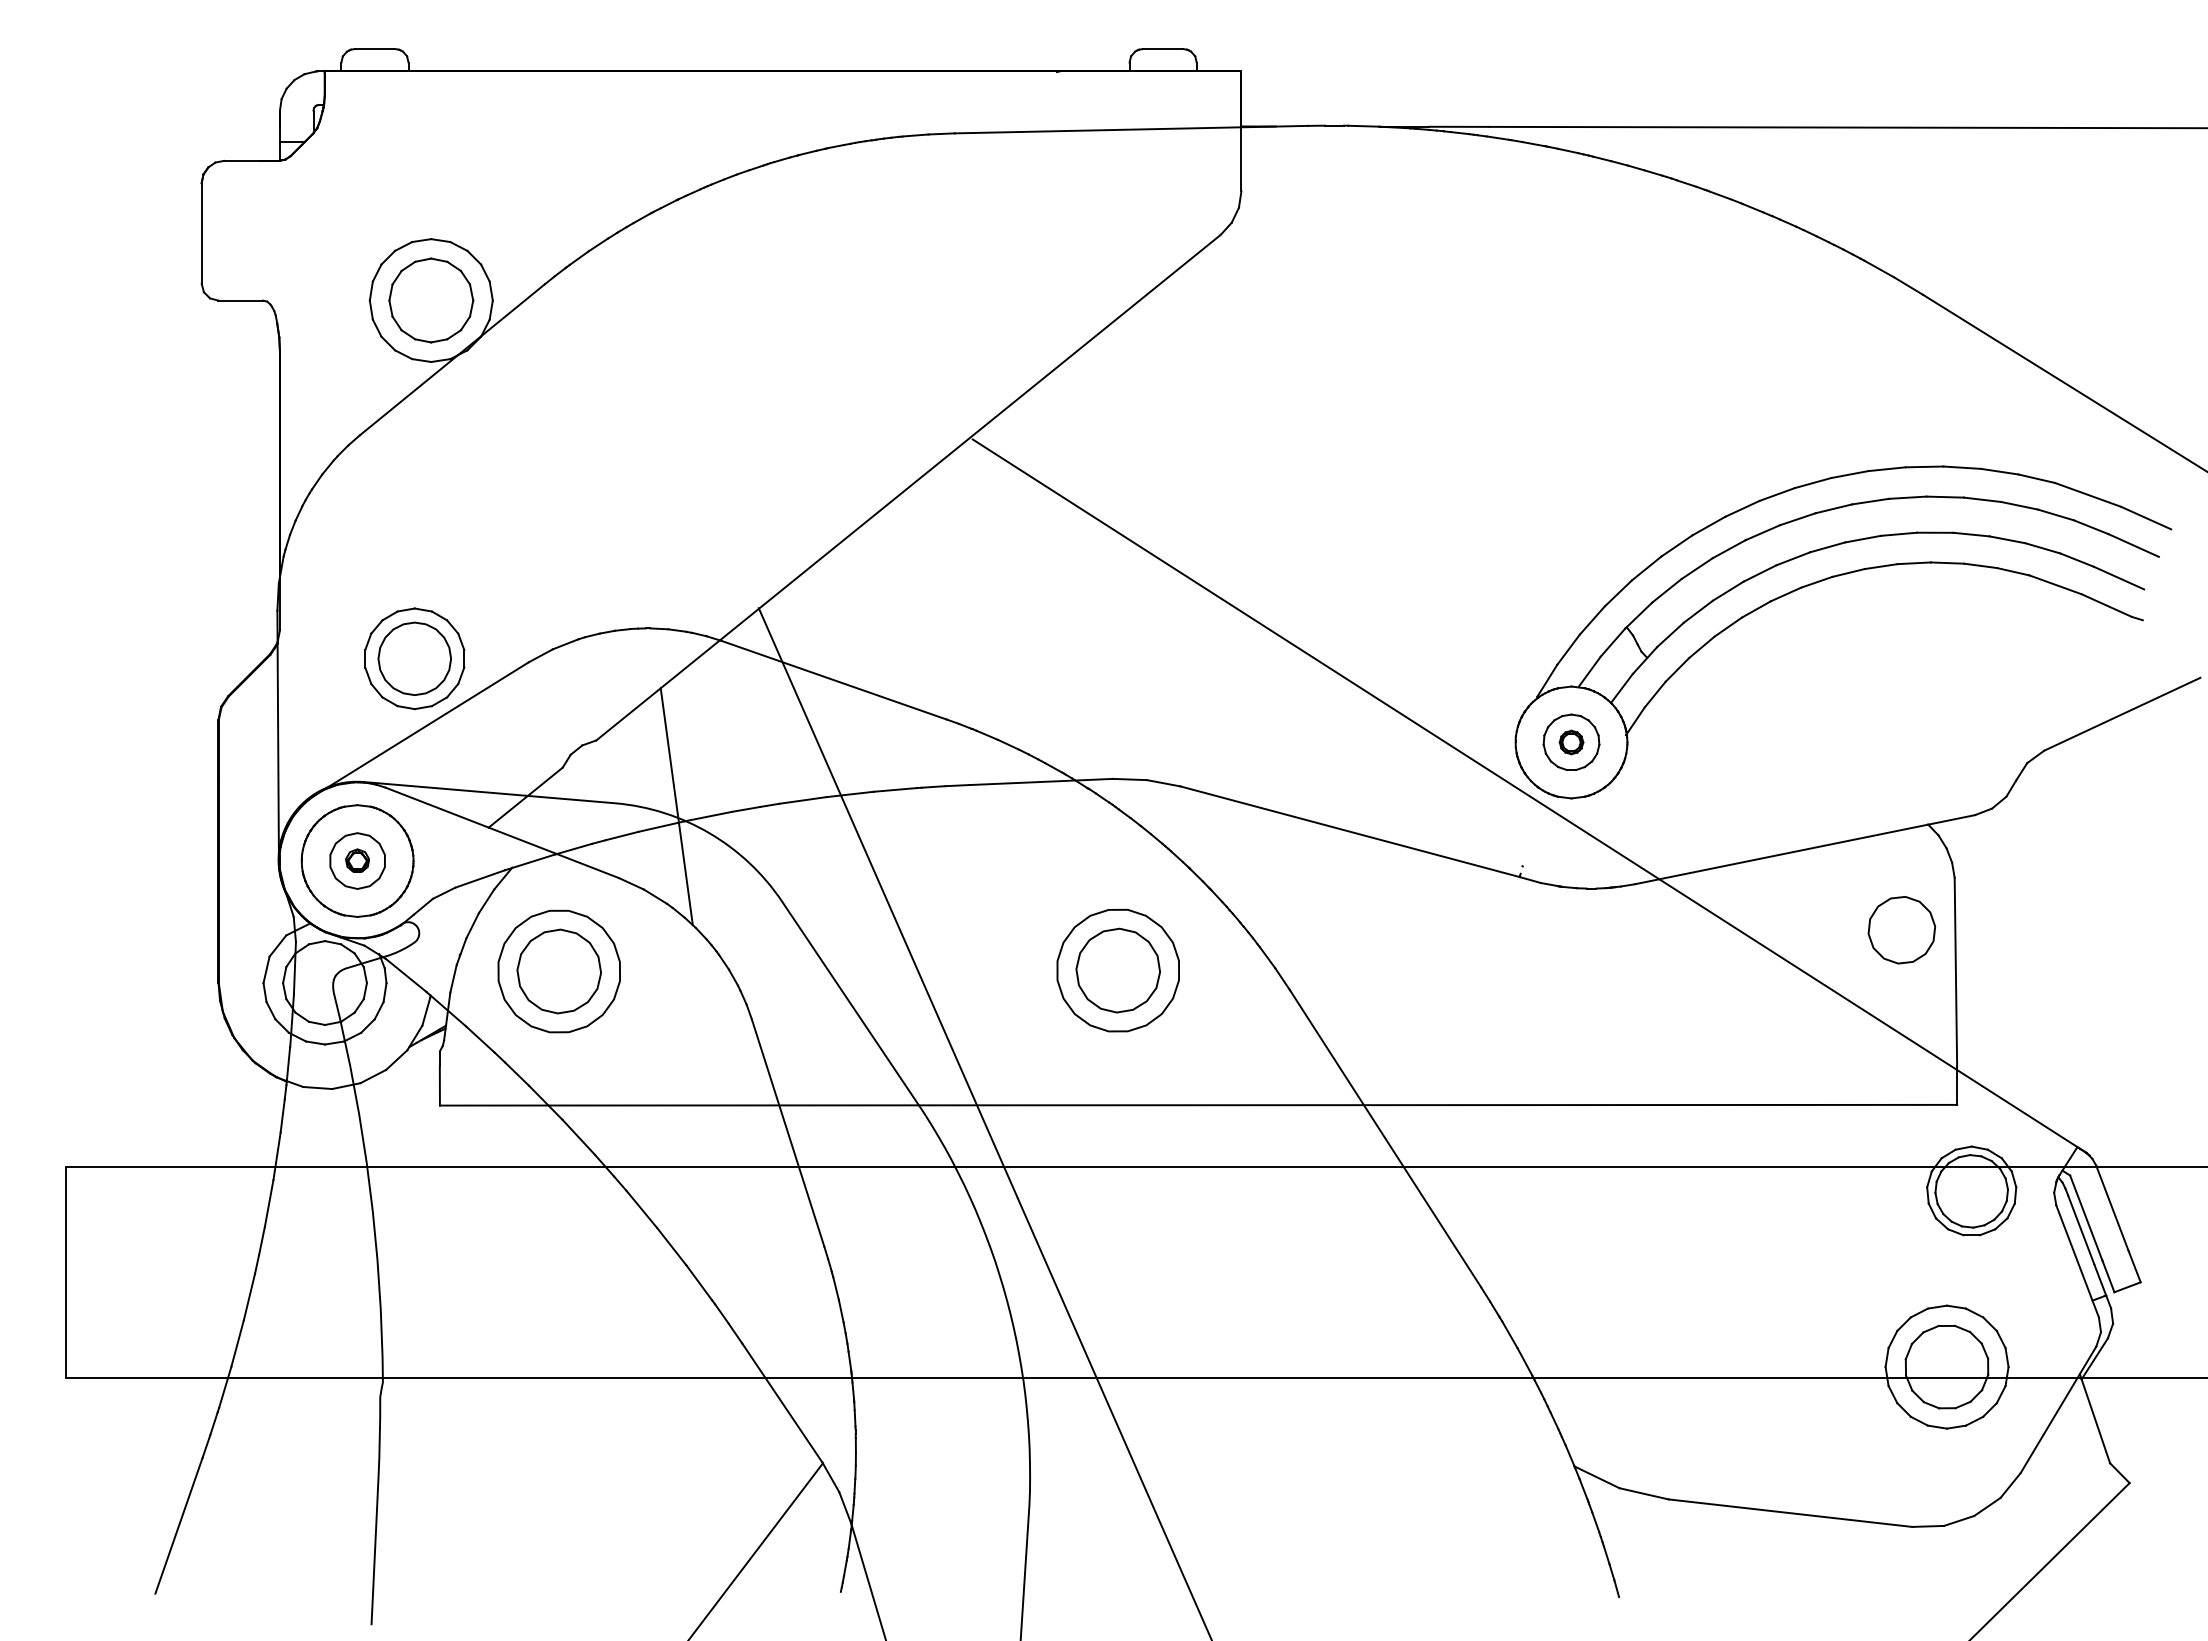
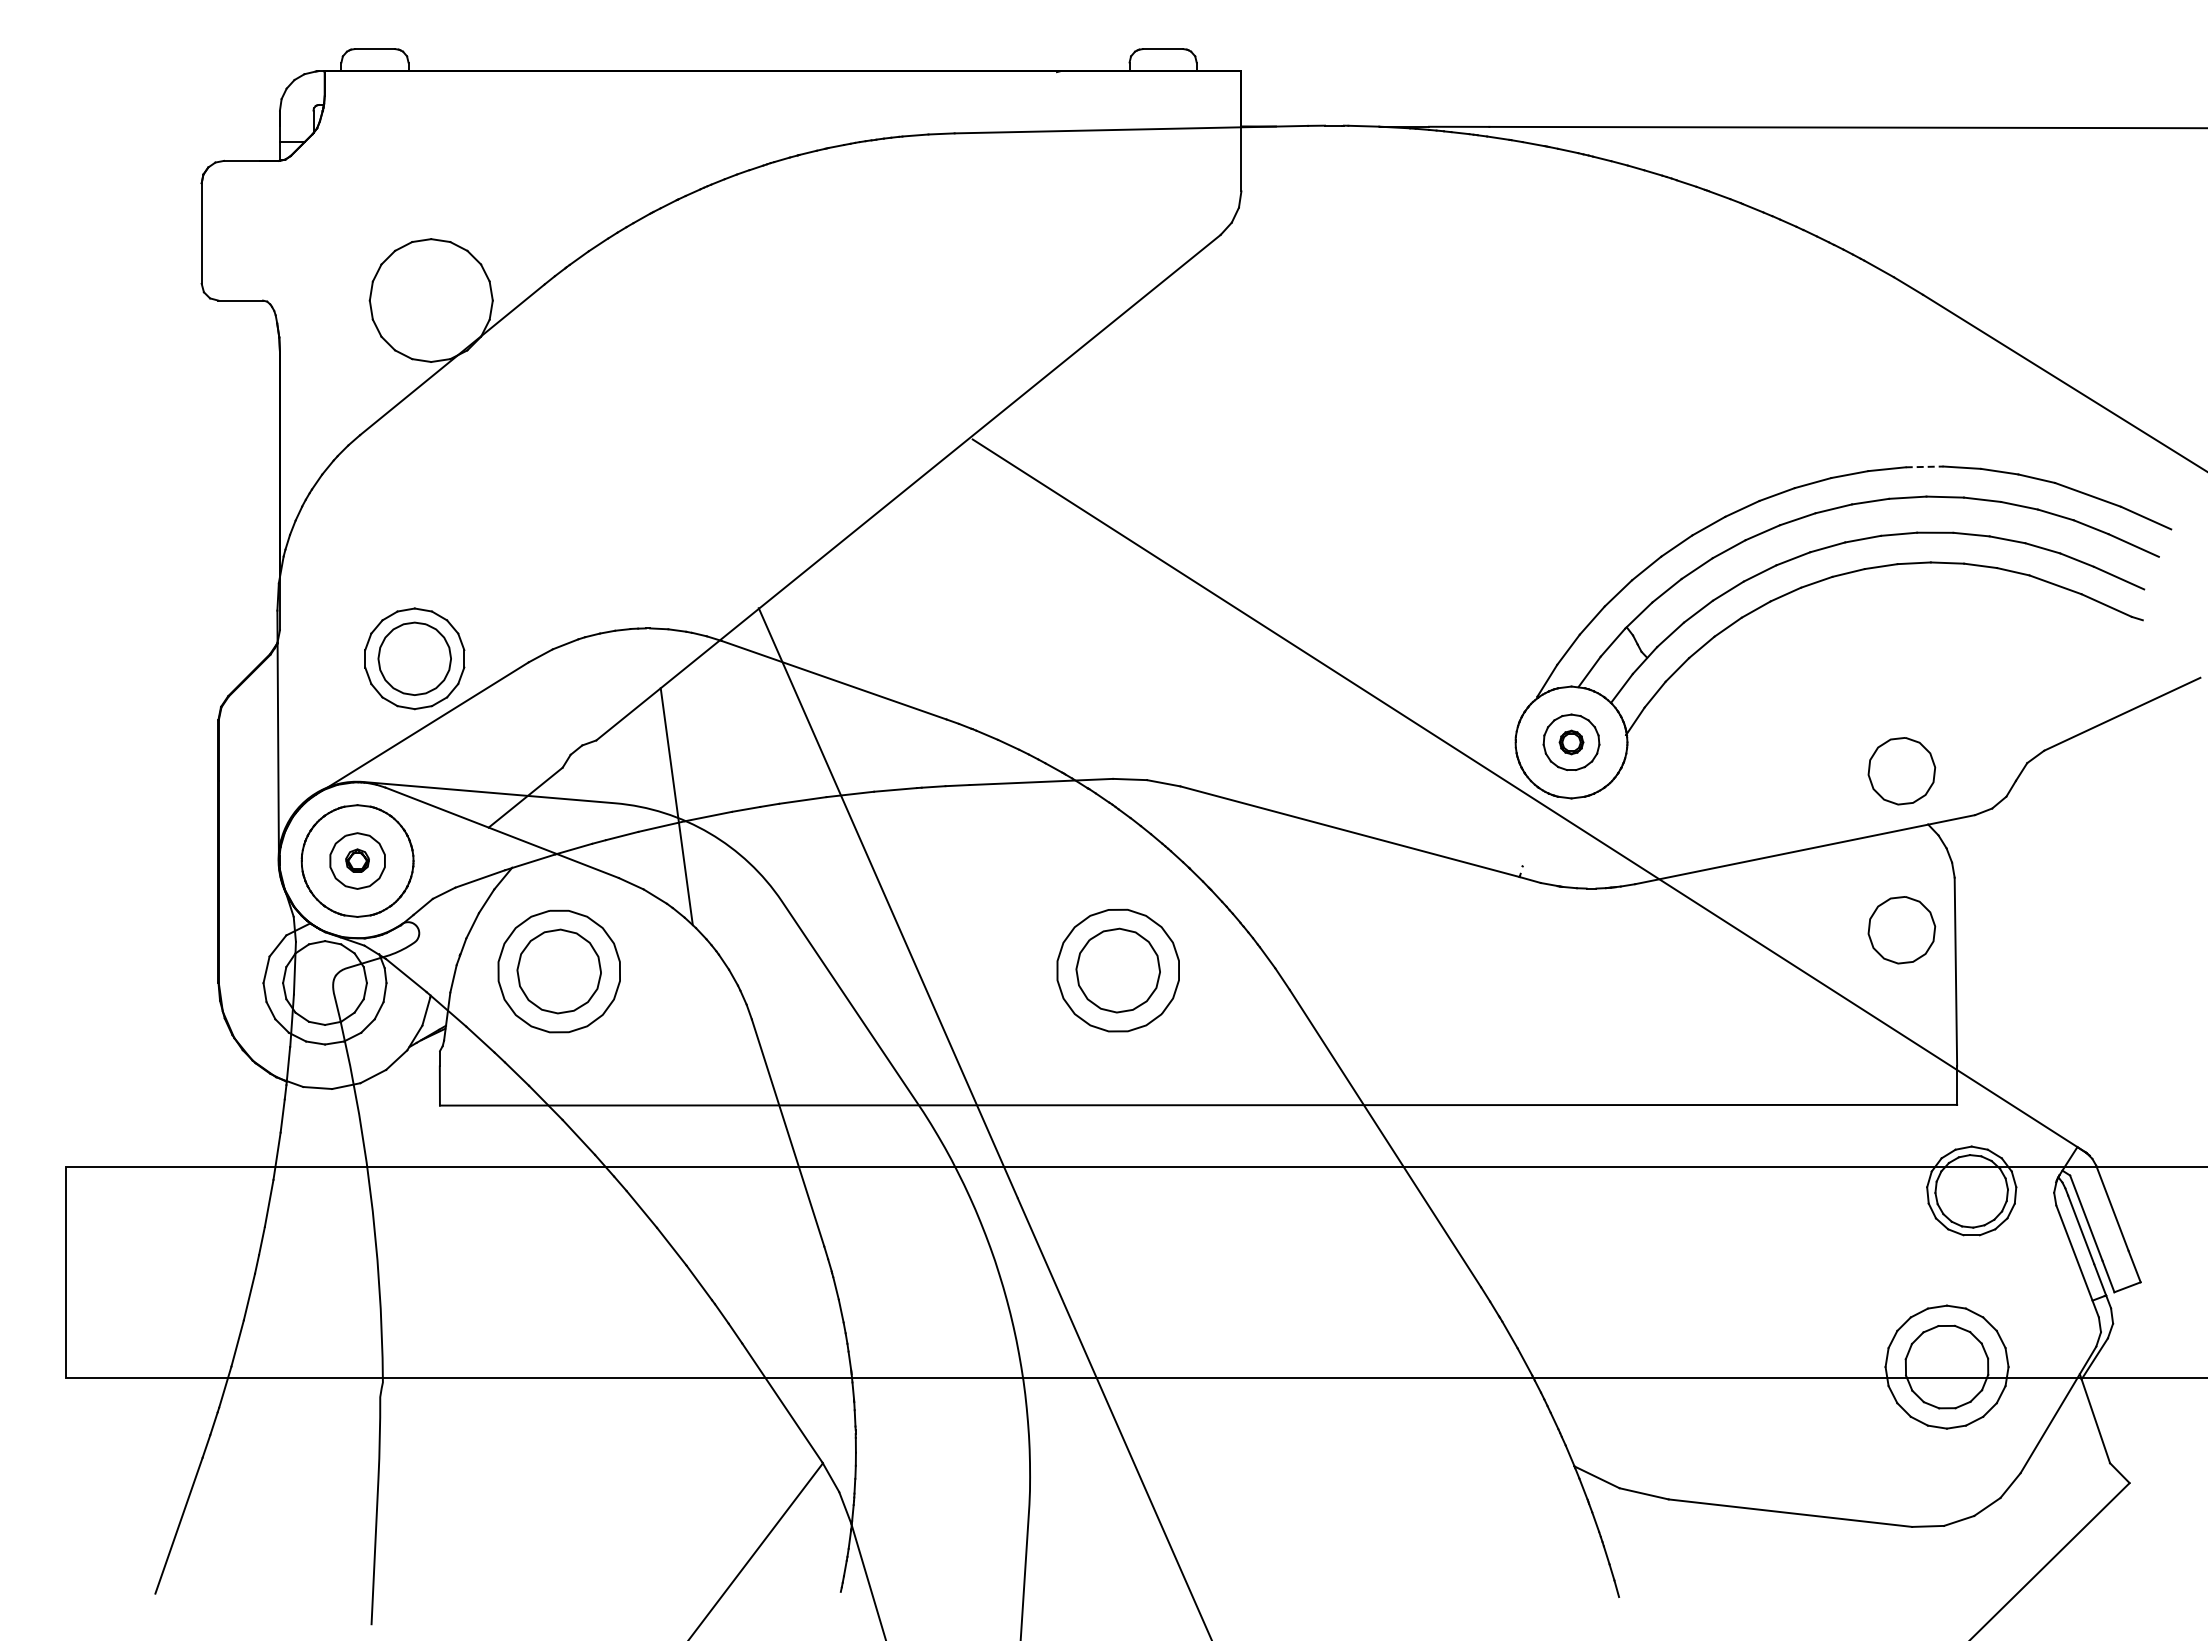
part: present -> none (431, 300)
line: solid -> dashed (1924, 466)
part: none -> present (1901, 771)
